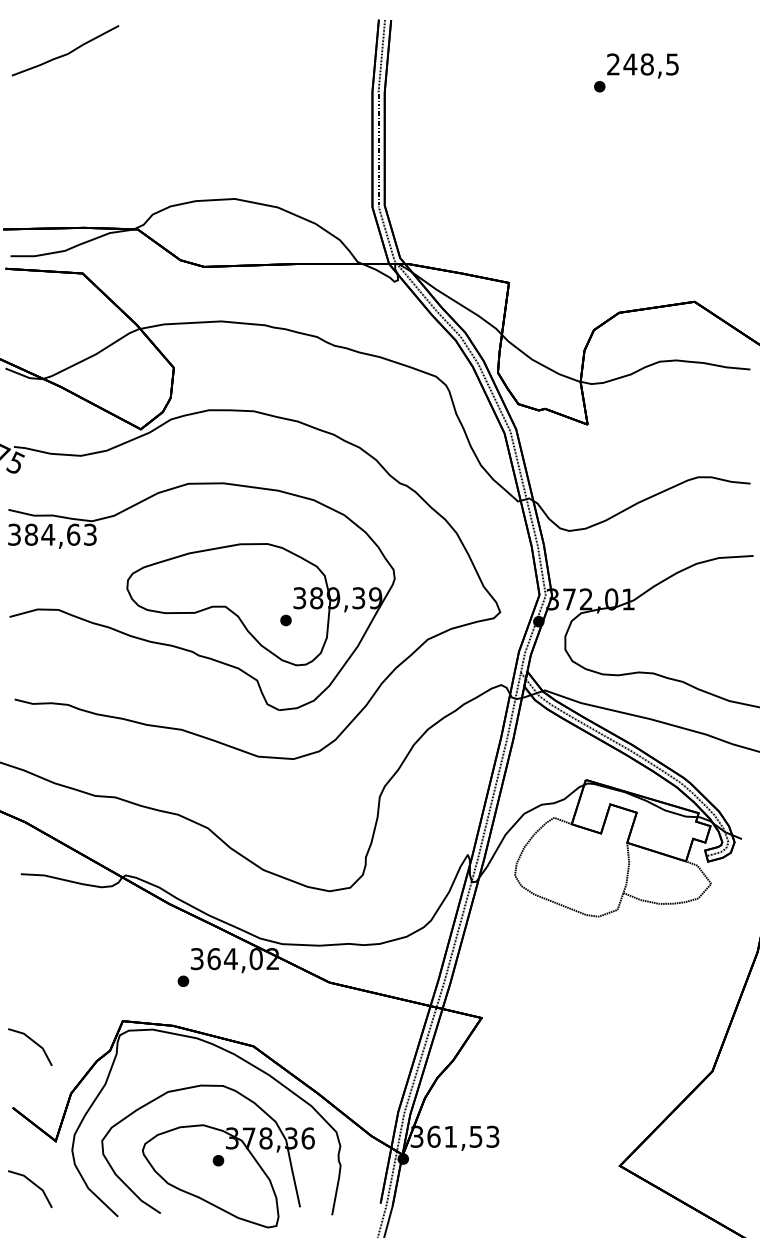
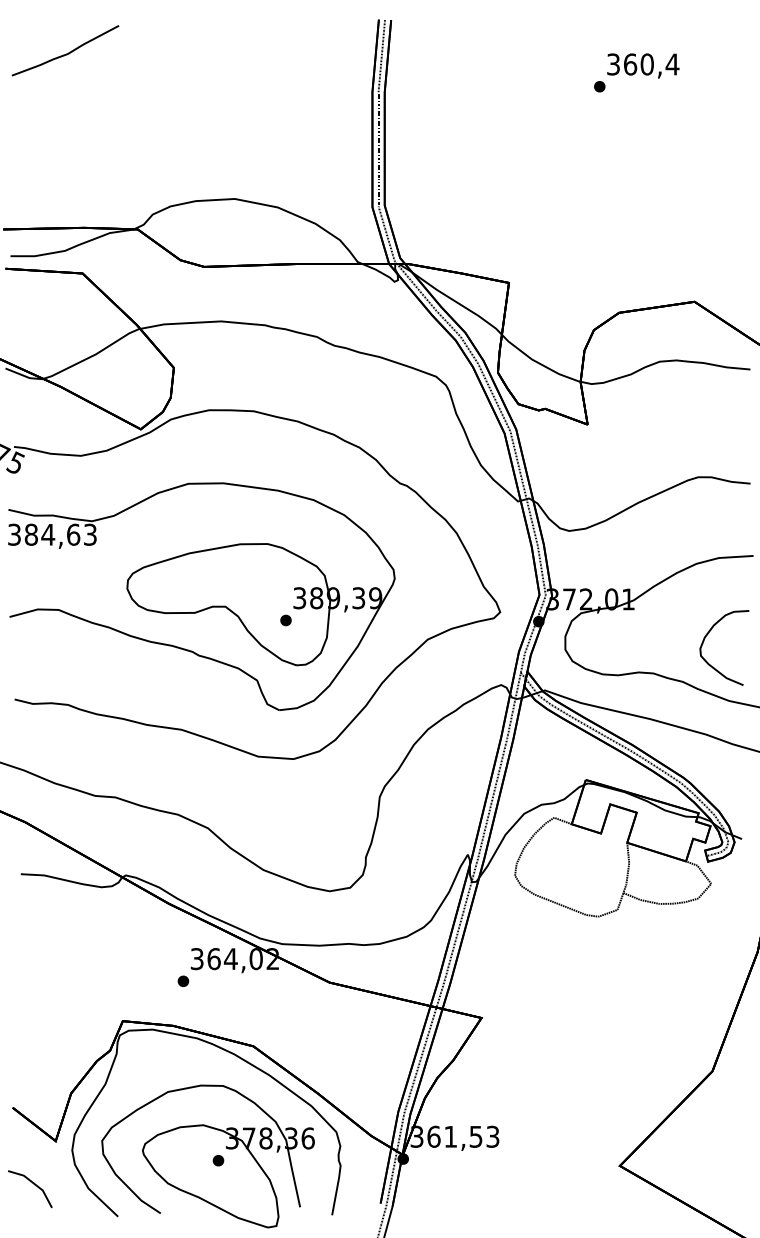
text: 248,5 -> 360,4 (643, 64)
curve: none -> present (708, 634)
line: present -> none (34, 1043)
